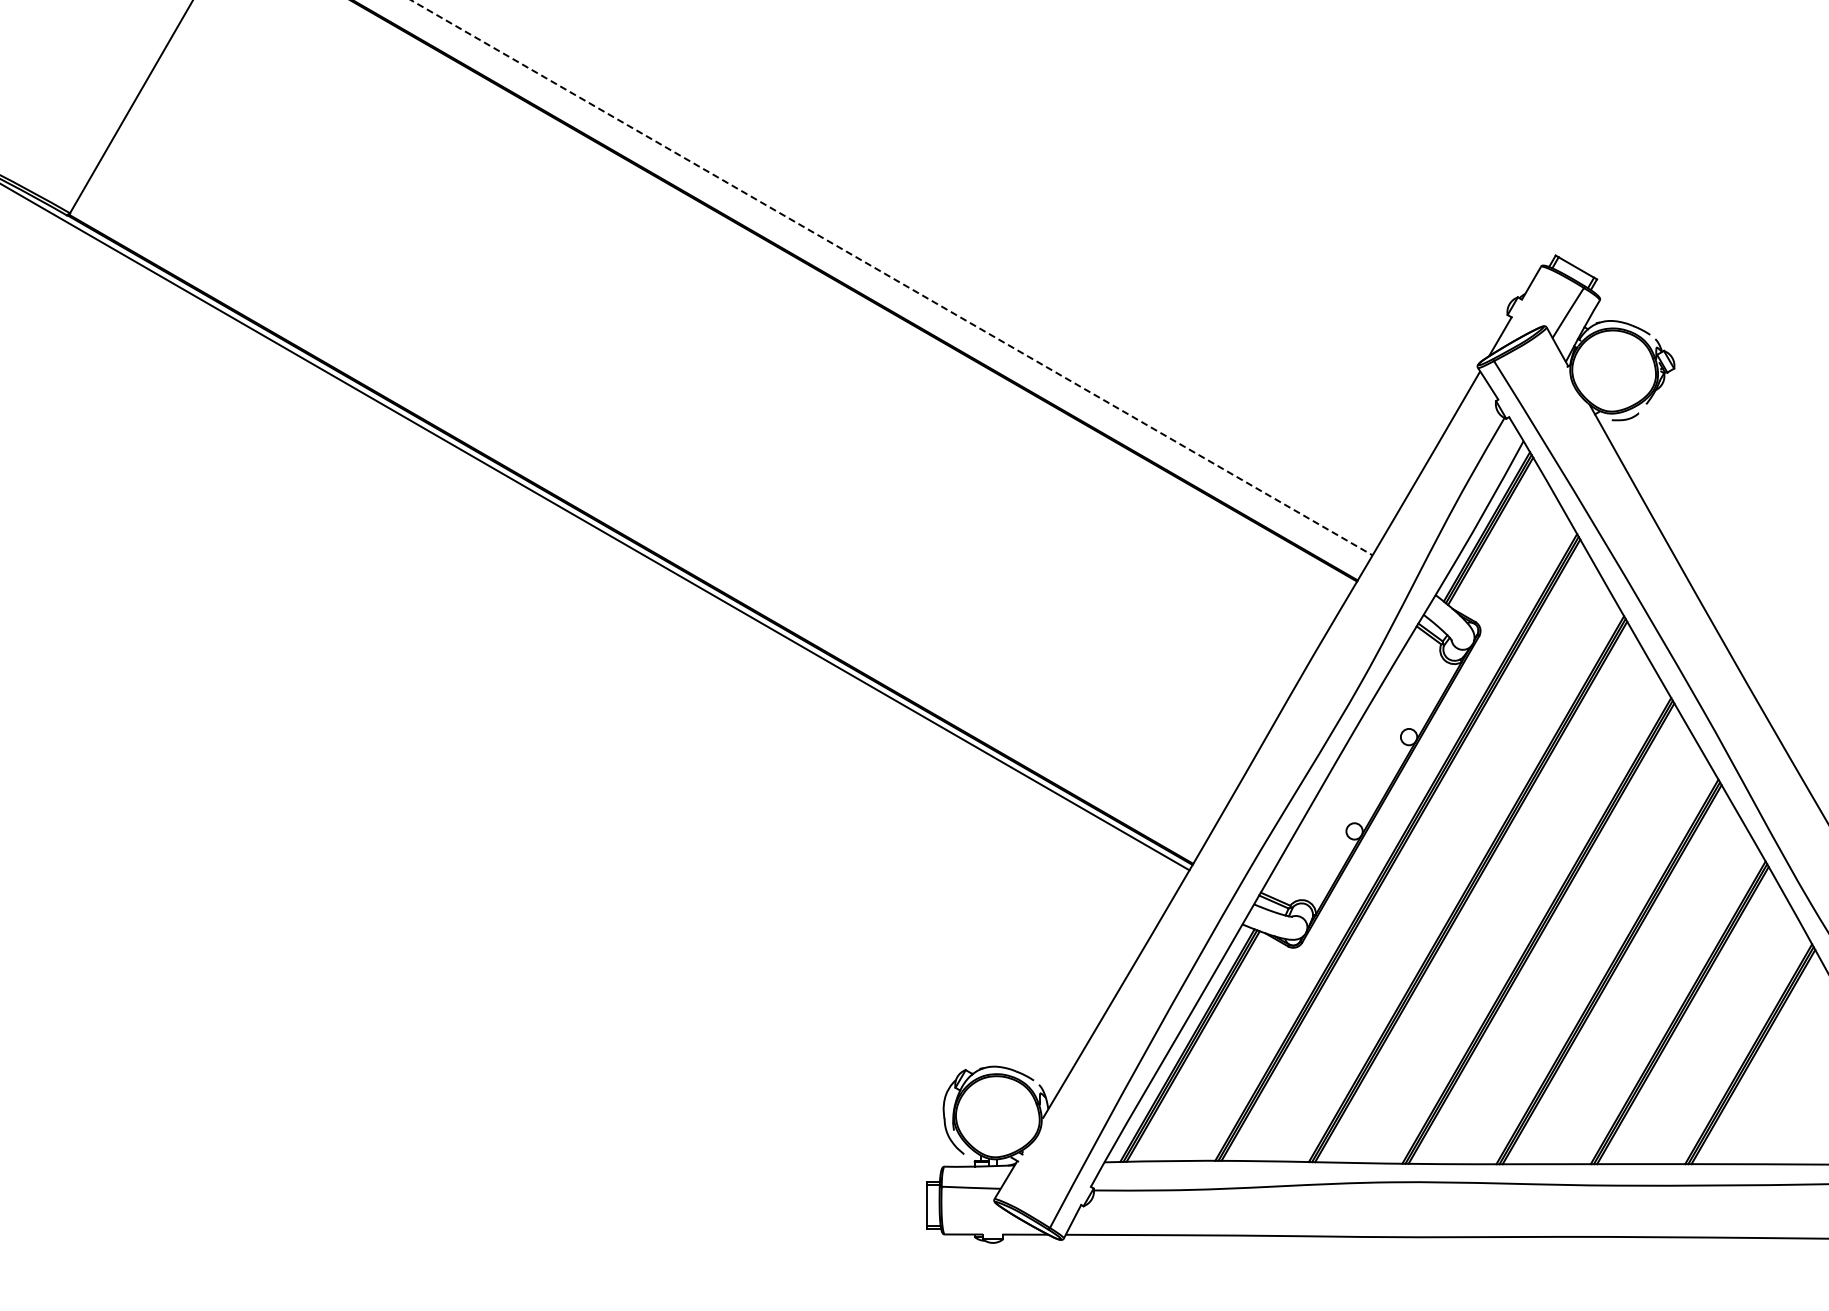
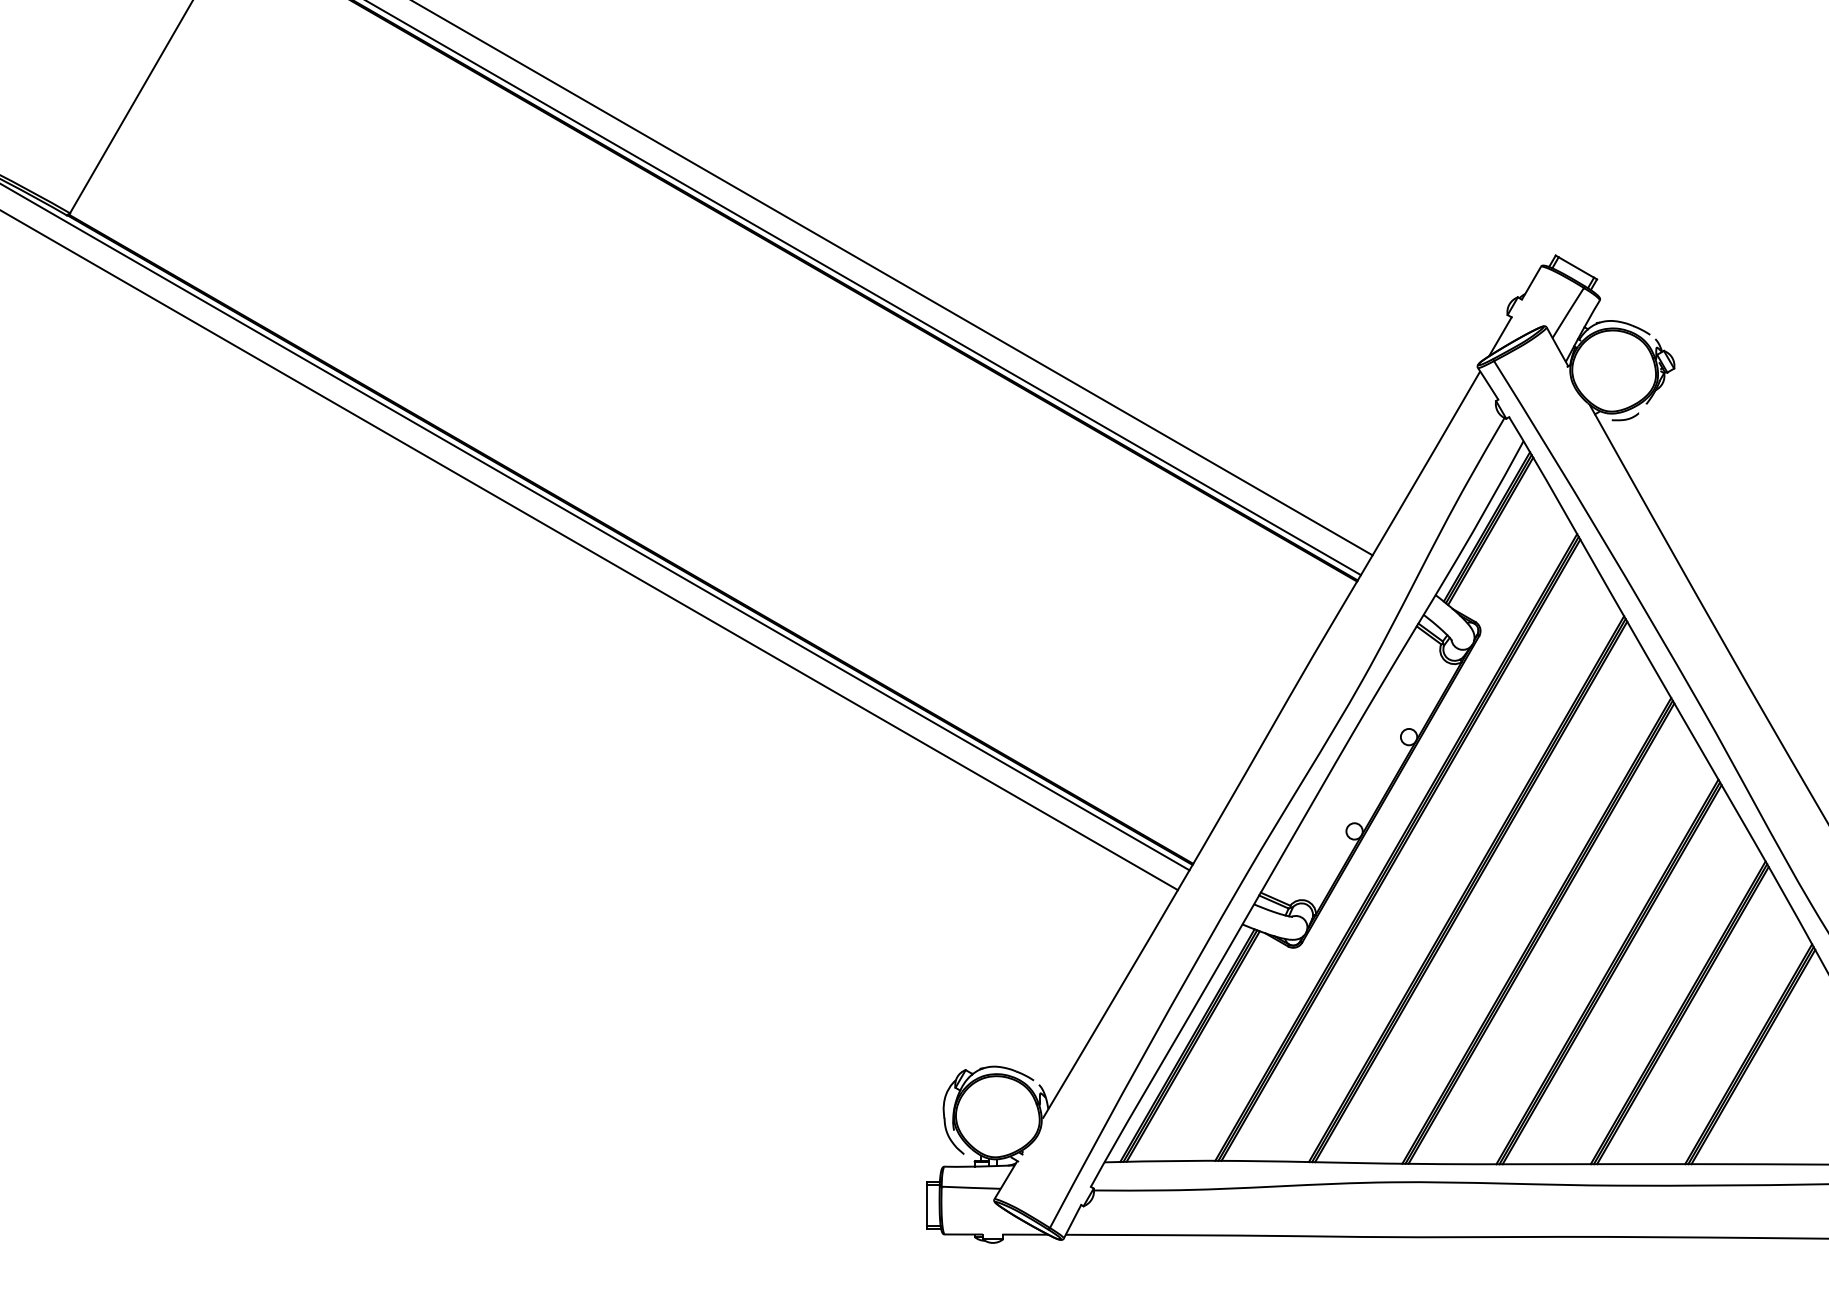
line: dashed -> solid (892, 278)
line: none -> present (864, 288)
line: none -> present (589, 550)
